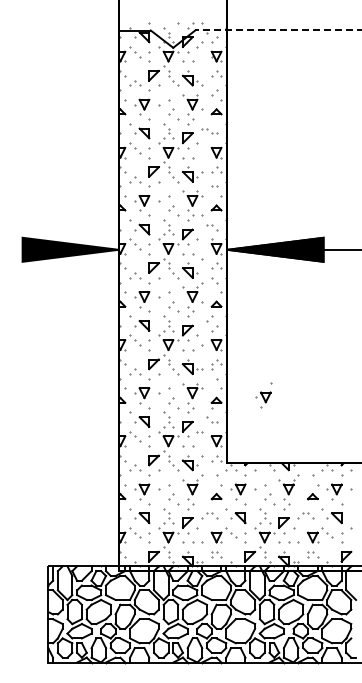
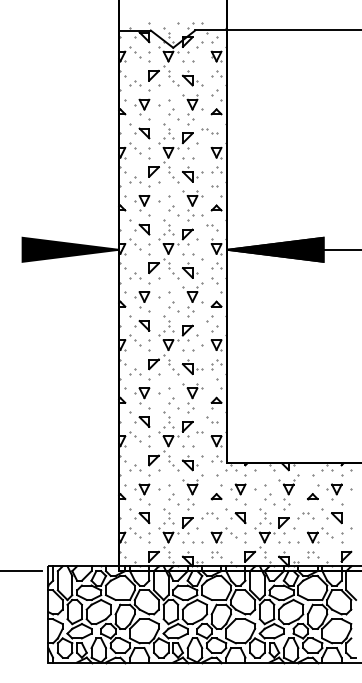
line: dashed -> solid (278, 30)
part: present -> none (263, 395)
line: none -> present (22, 571)
